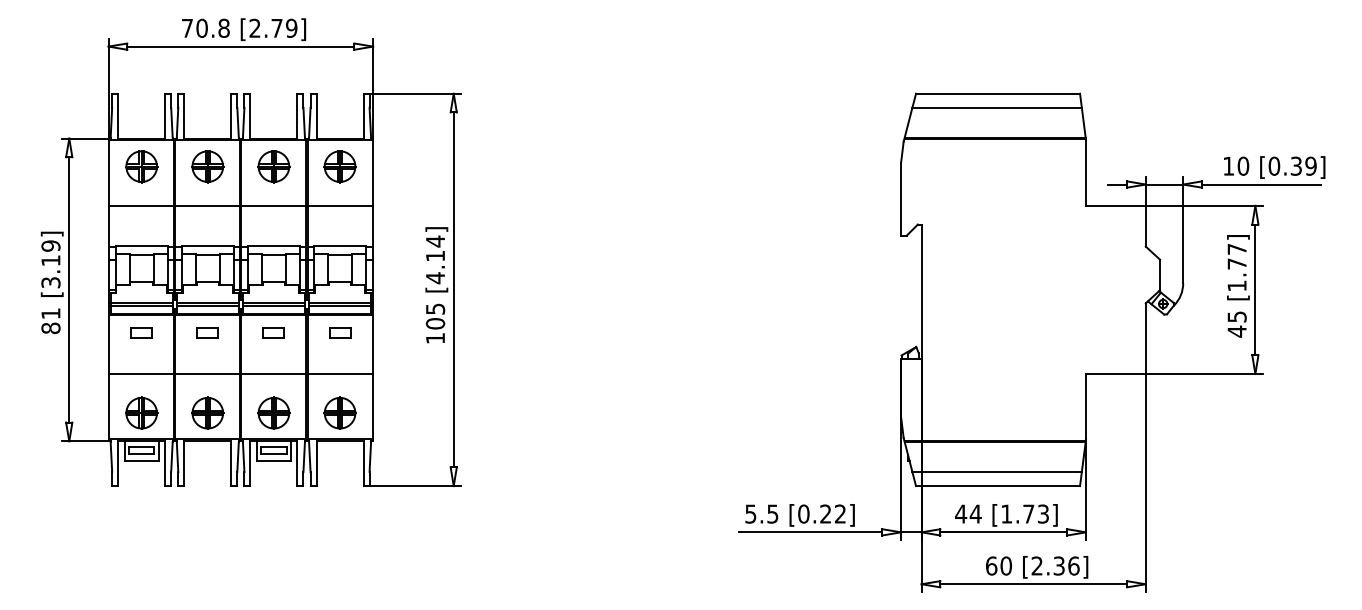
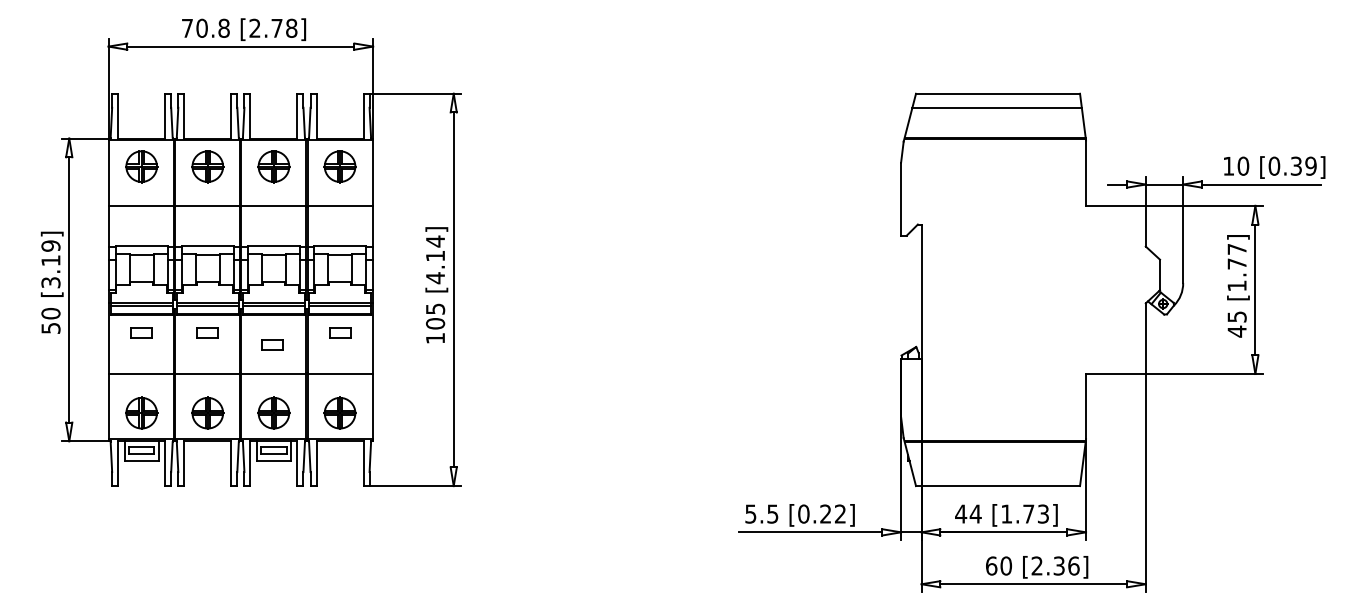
text: [2.79] -> [2.78] (291, 28)
text: 81 -> 50 (50, 321)
part position: (273, 332) -> (272, 344) (272, 344)
line: present -> none (996, 472)
